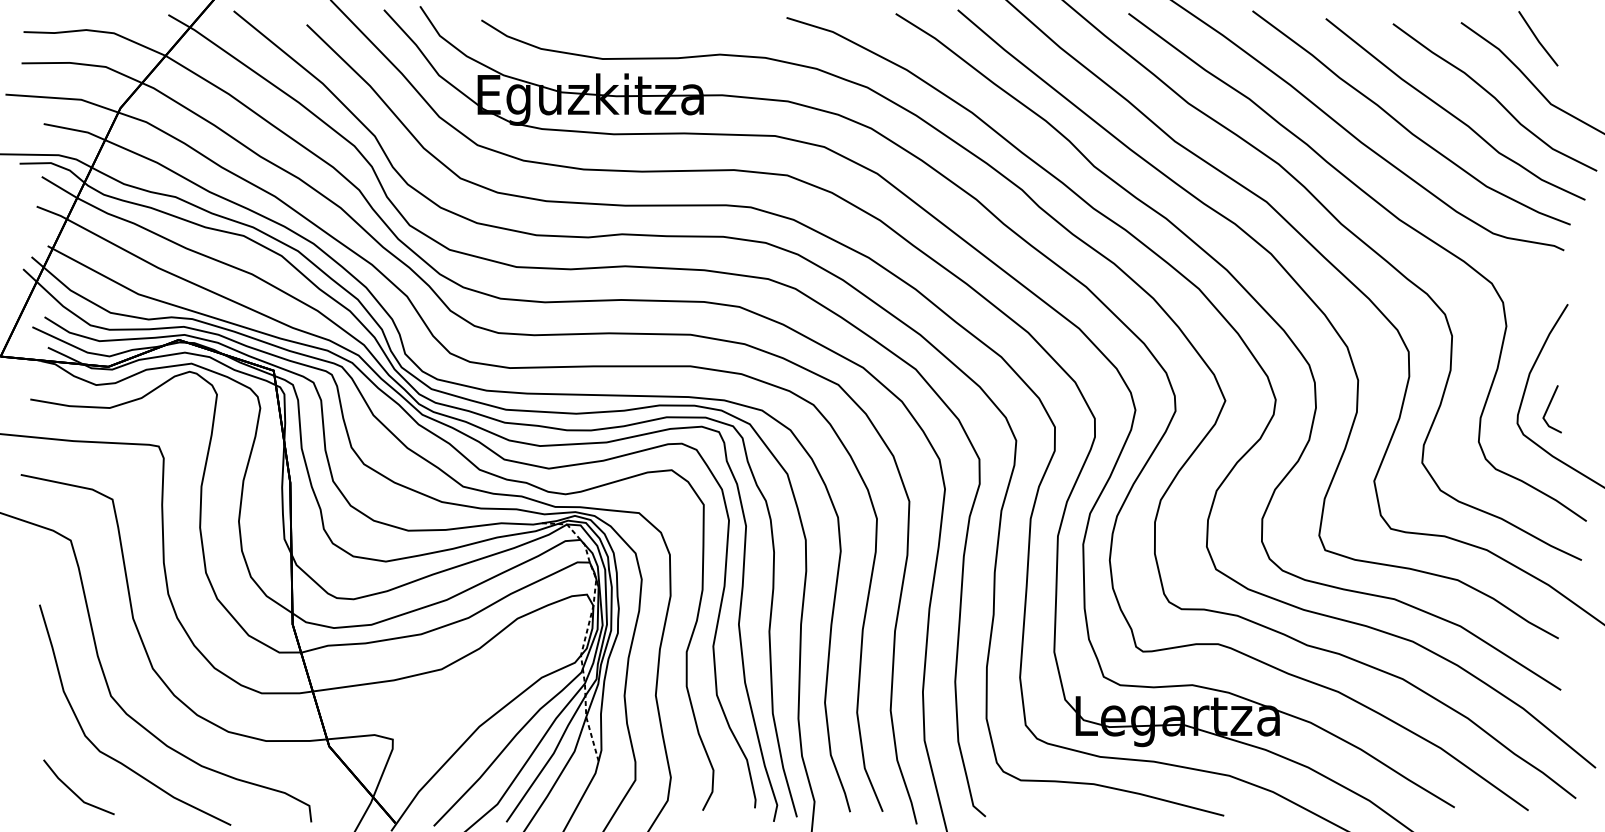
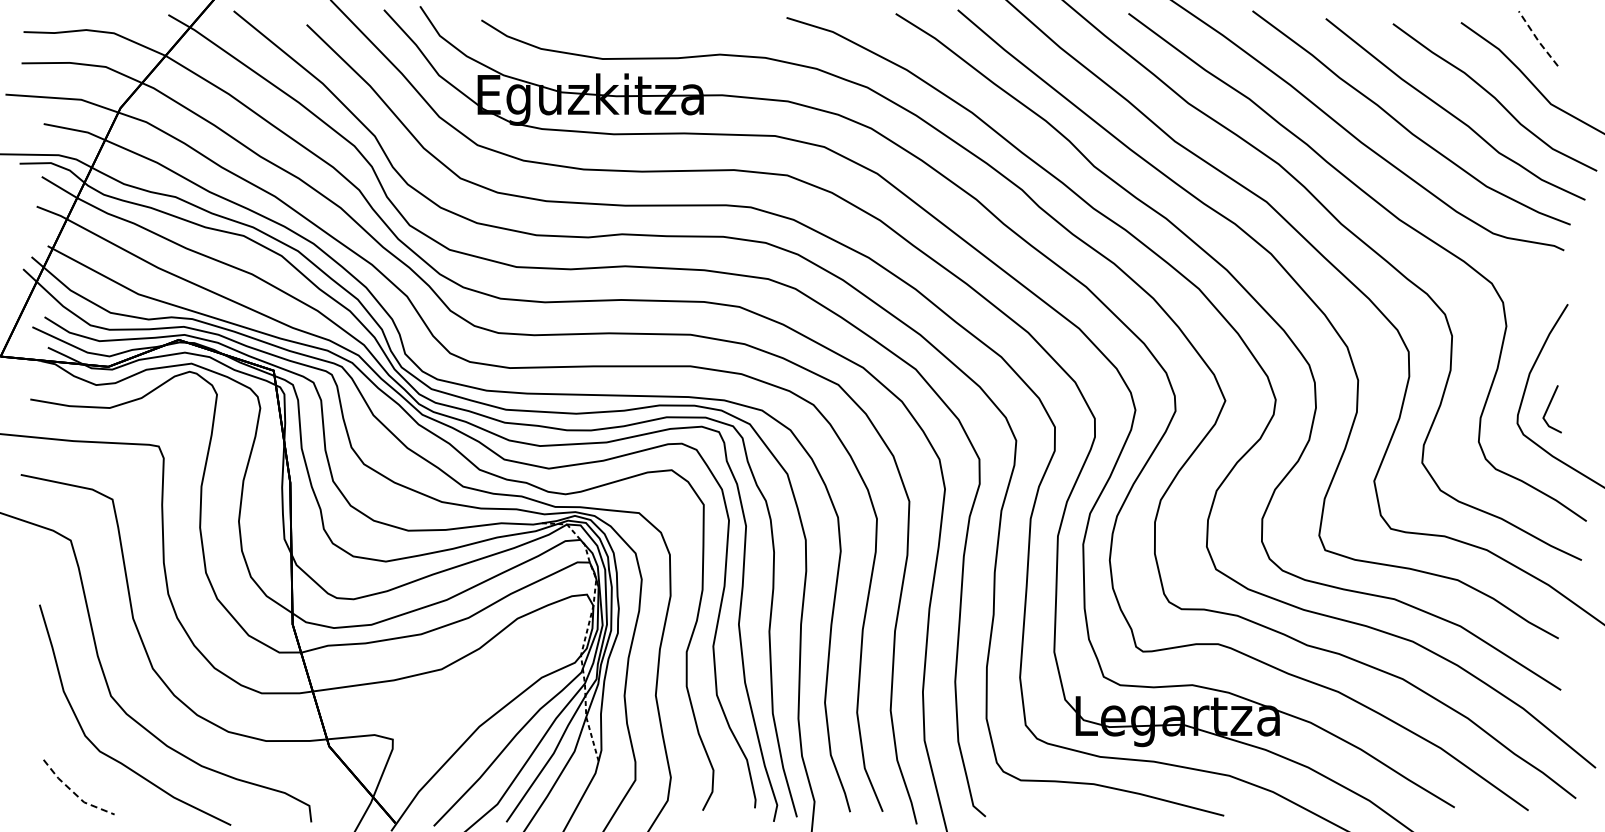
line: solid -> dashed (1537, 39)
line: solid -> dashed (74, 793)
